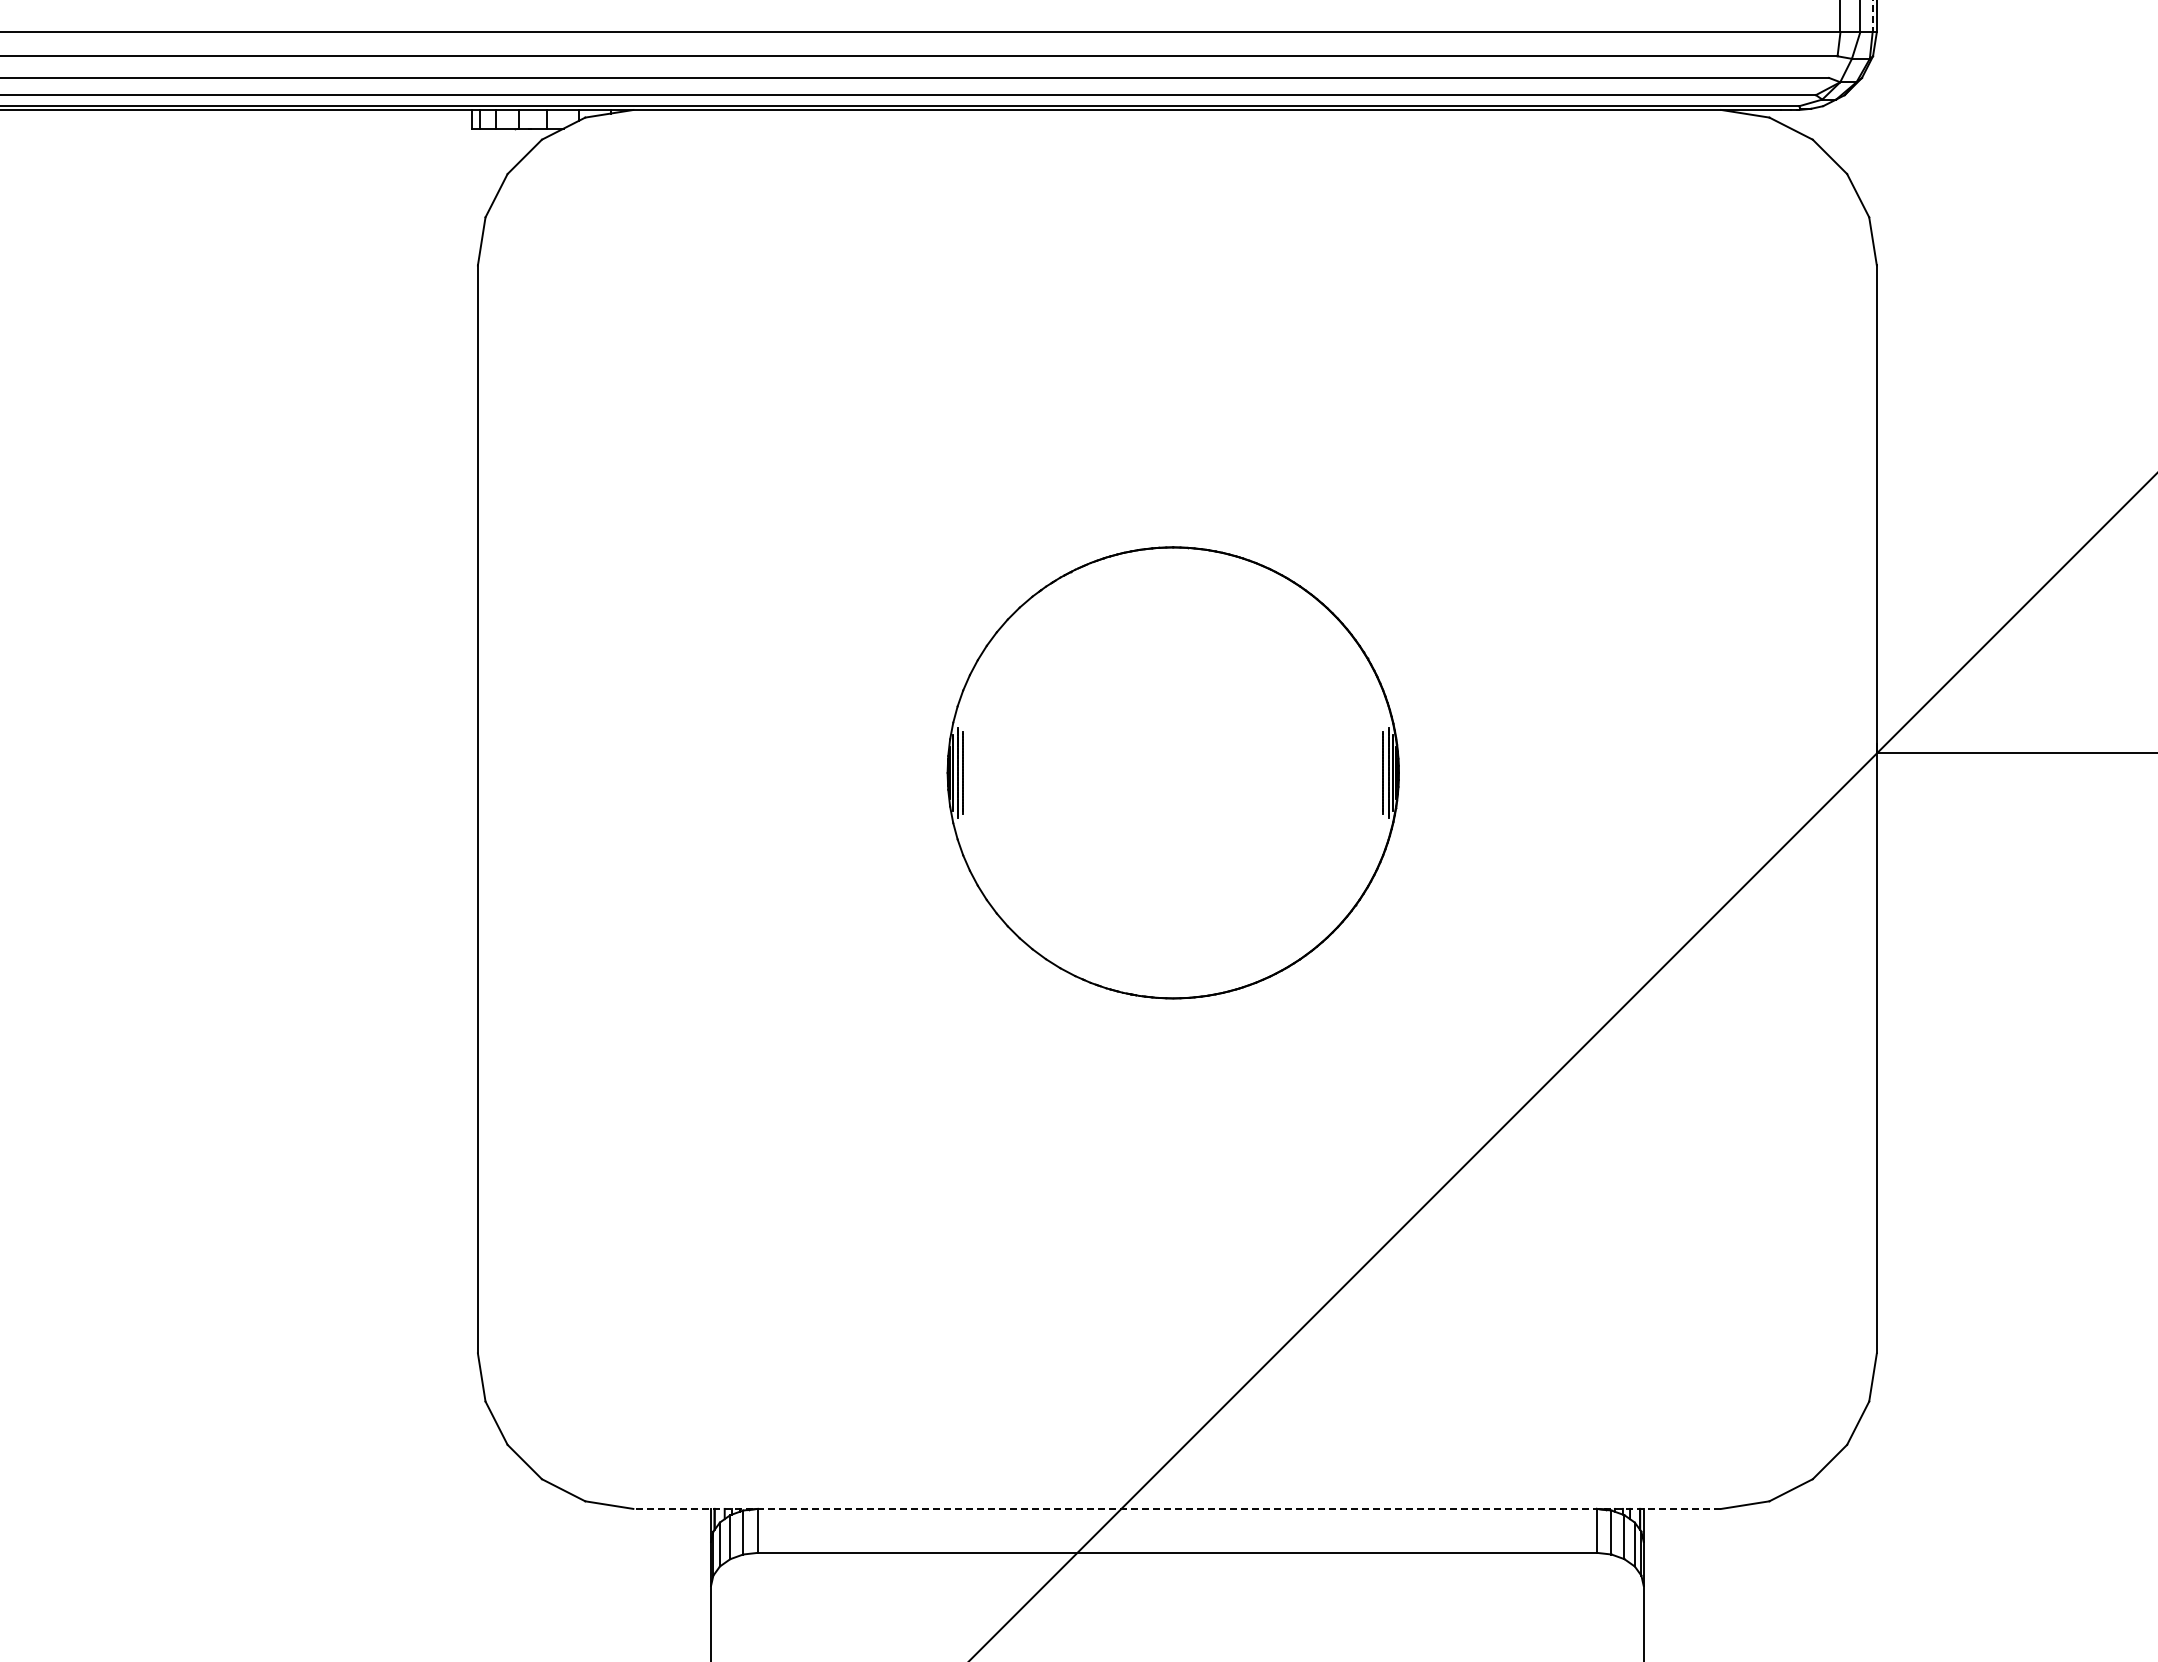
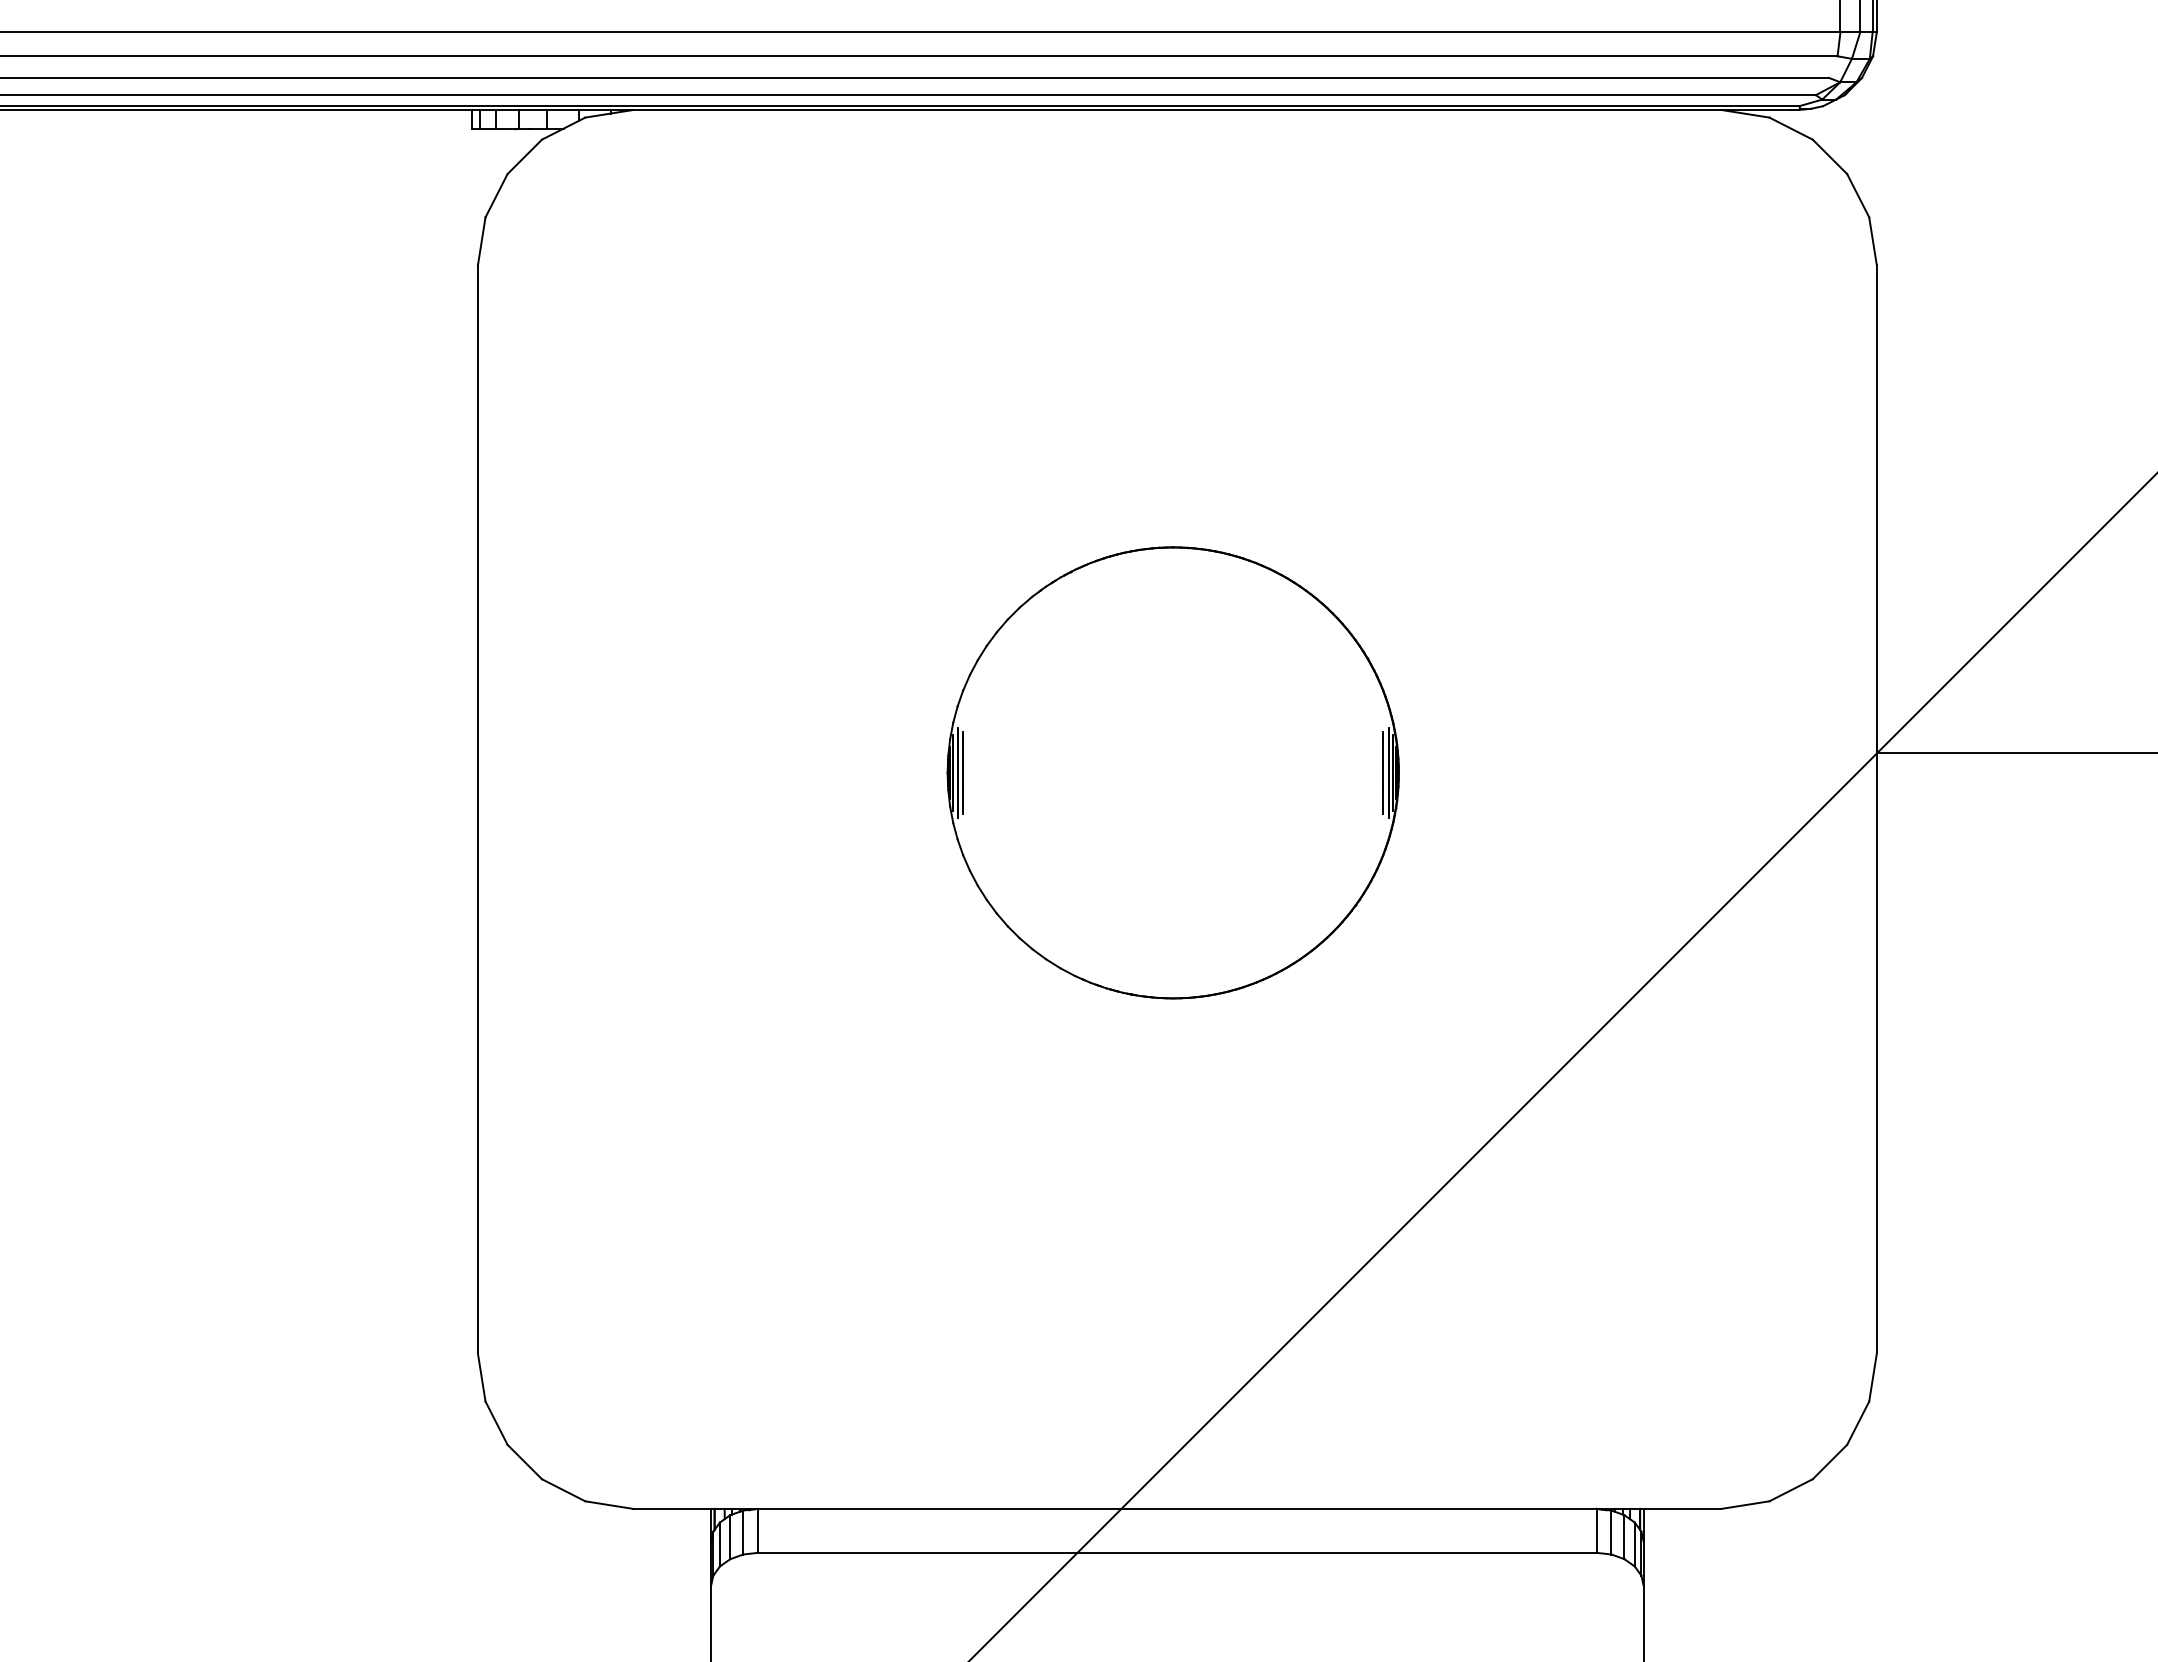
line: dashed -> solid (1872, 16)
line: dashed -> solid (1176, 1508)
